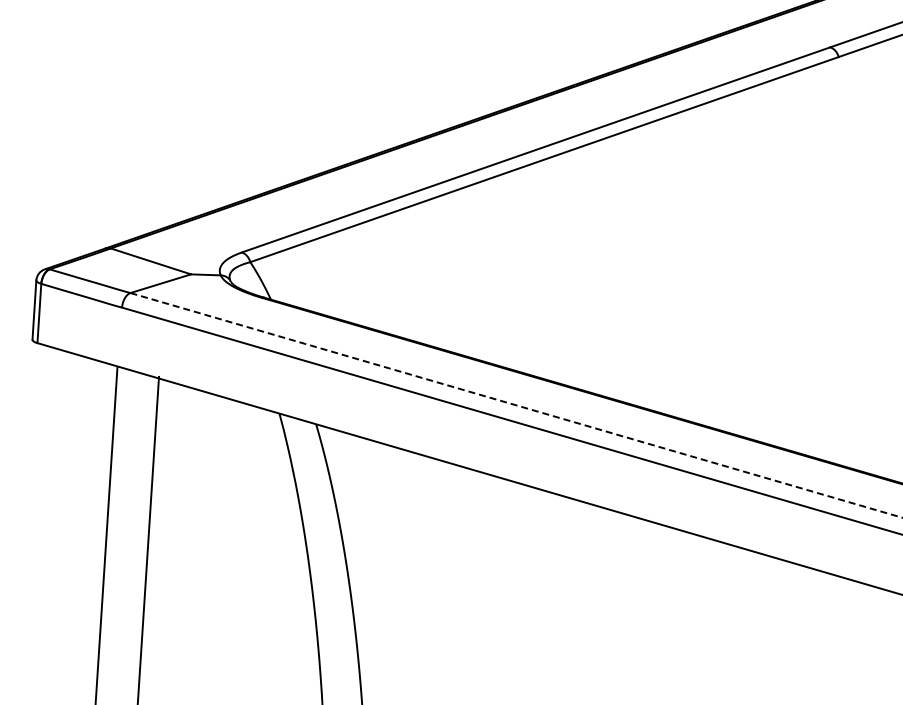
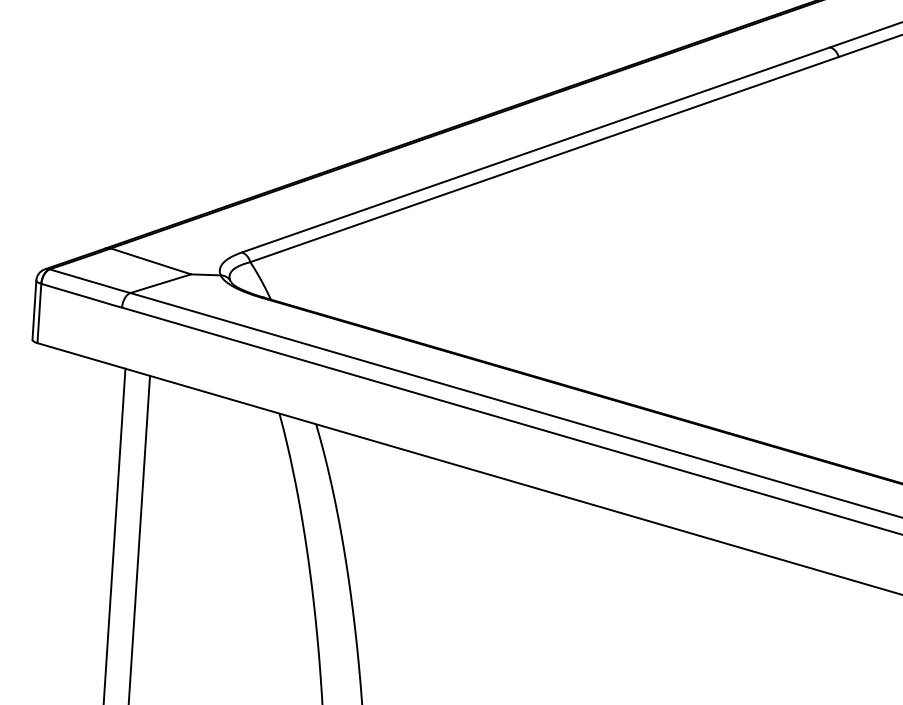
line: dashed -> solid (517, 405)
line position: (106, 534) -> (114, 534) (114, 534)
line position: (148, 538) -> (139, 538) (139, 538)
